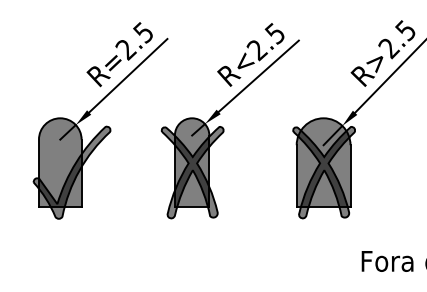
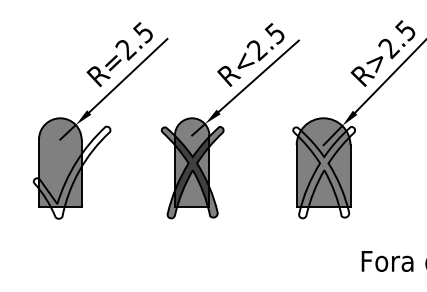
fill: present -> none (71, 172)
fill: present -> none (324, 172)
